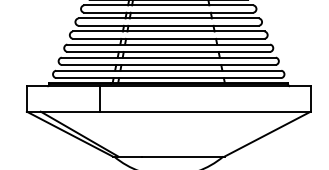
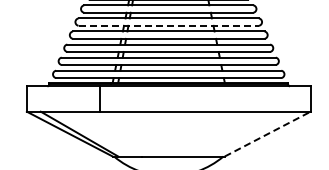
line: solid -> dashed (169, 25)
line: solid -> dashed (268, 133)
